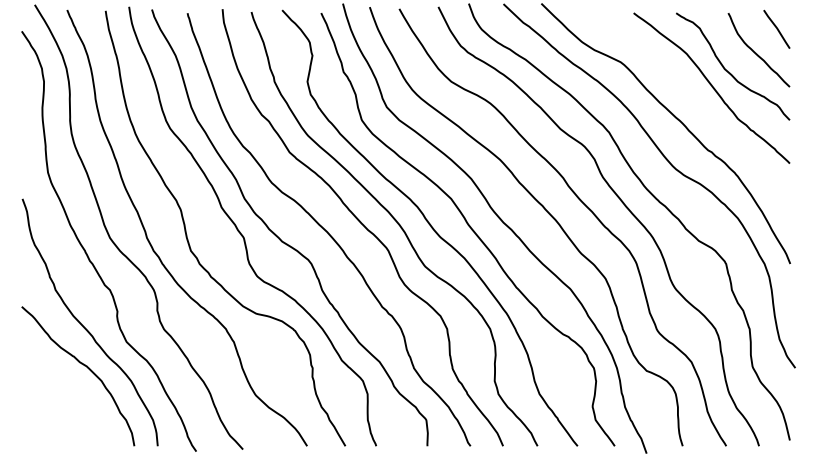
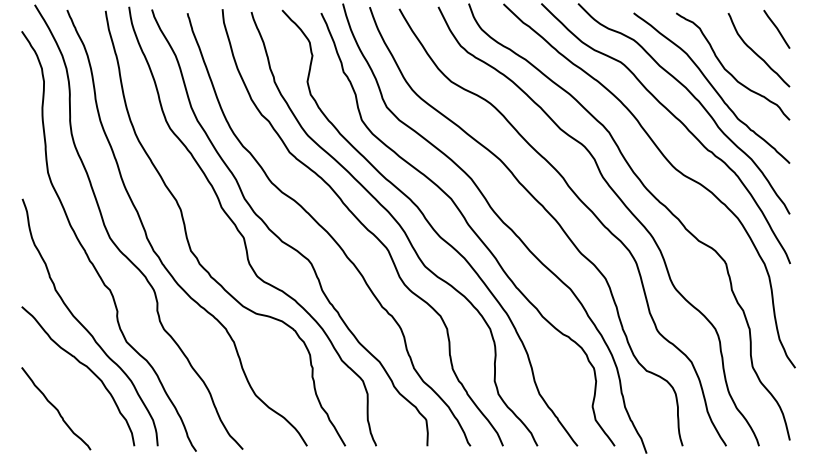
curve: none -> present (693, 97)
curve: none -> present (56, 408)
